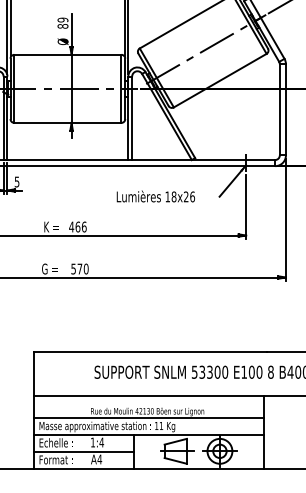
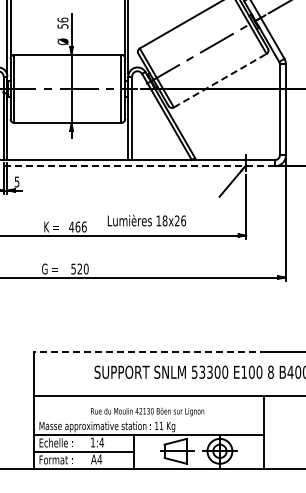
text: 89 -> 56 (62, 22)
line: solid -> dashed (220, 80)
line: solid -> dashed (138, 166)
text position: (155, 196) -> (146, 220) (146, 220)
text: 570 -> 520 (79, 268)
line: solid -> dashed (149, 352)
line: present -> none (148, 418)
